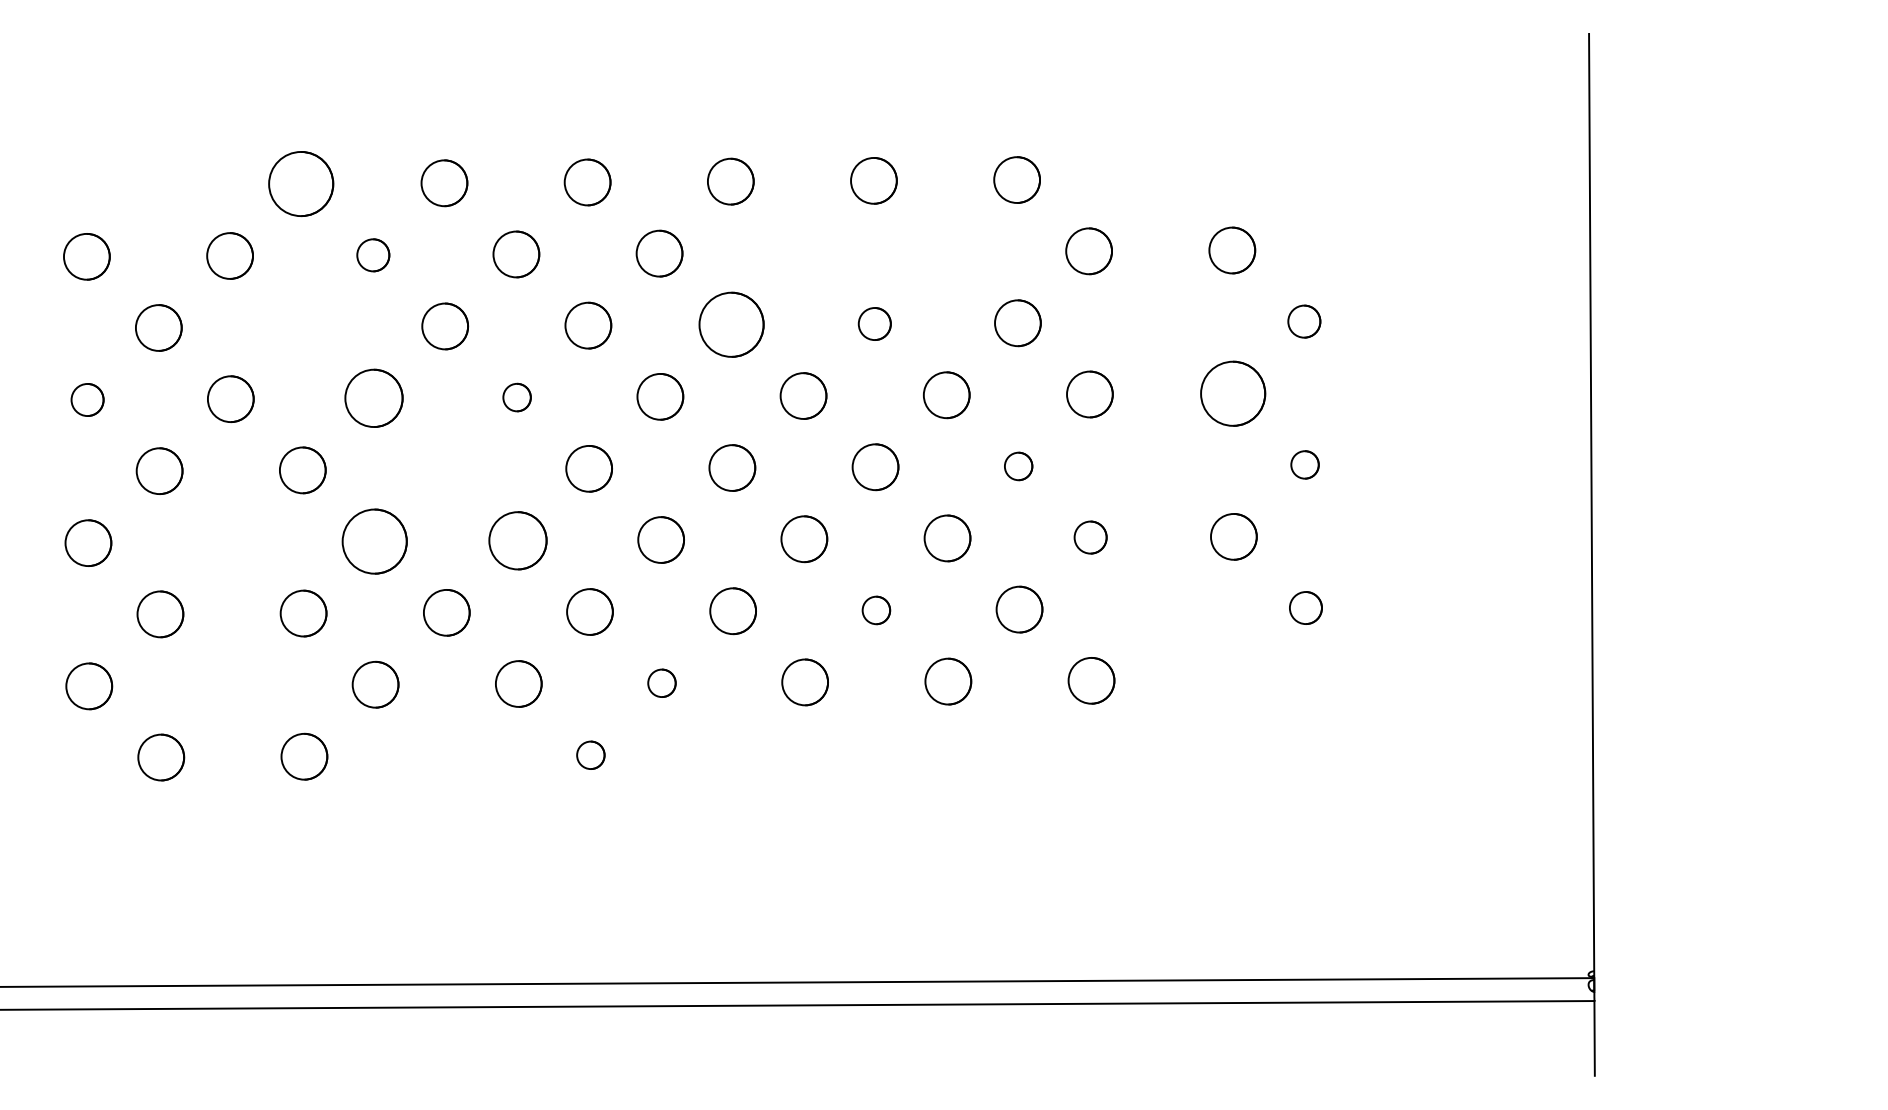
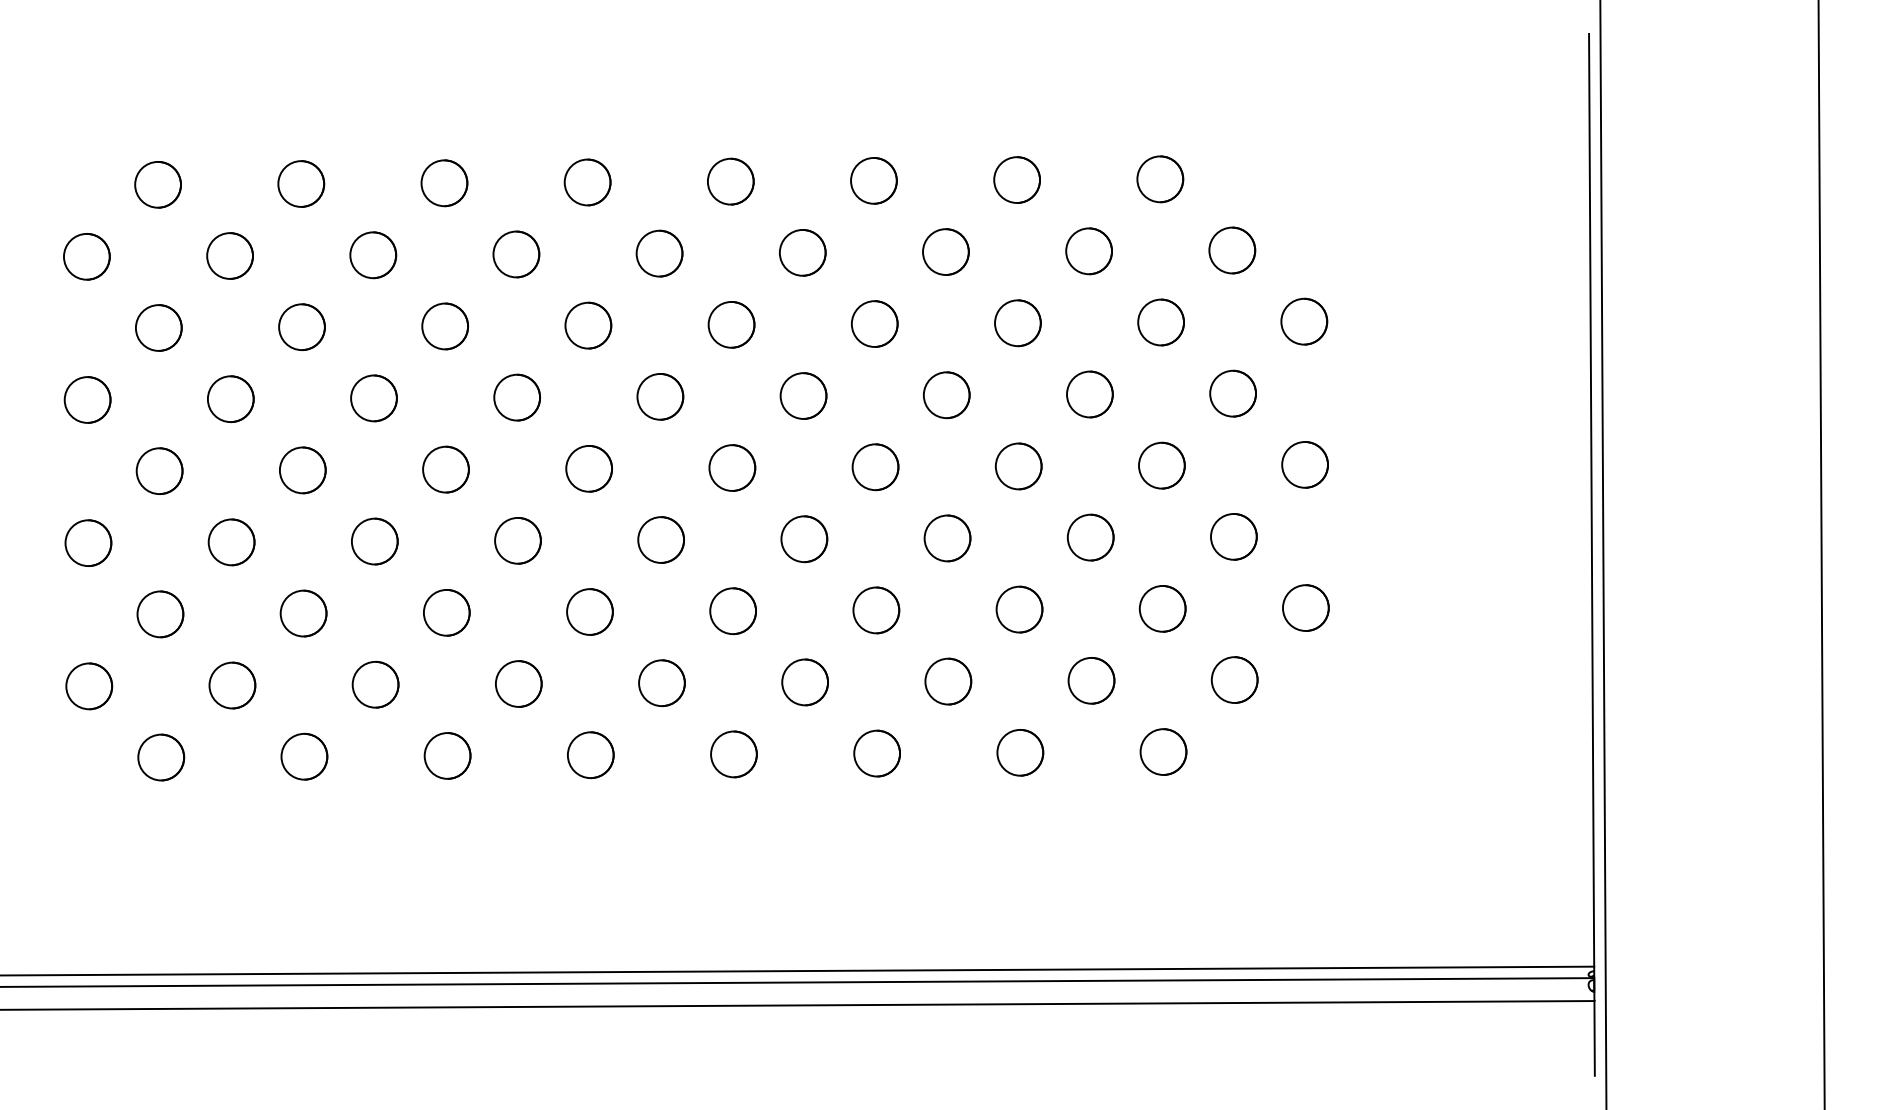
part: none -> present (1160, 179)
part size: 67x66 px -> 49x48 px (301, 183)
circle: none -> present (157, 184)
circle: none -> present (945, 251)
circle: none -> present (802, 252)
part size: 35x35 px -> 49x49 px (373, 255)
part size: 35x35 px -> 49x49 px (1304, 321)
part: none -> present (1160, 322)
circle size: 35x34 px -> 48x48 px (874, 323)
part size: 67x67 px -> 49x48 px (731, 324)
part: none -> present (301, 327)
part size: 67x67 px -> 48x49 px (1232, 393)
part size: 60x60 px -> 48x49 px (373, 398)
part size: 30x31 px -> 48x49 px (516, 397)
part size: 35x34 px -> 49x48 px (87, 399)
circle size: 30x30 px -> 48x48 px (1304, 464)
part: none -> present (1161, 465)
part size: 30x31 px -> 49x49 px (1018, 466)
part: none -> present (445, 469)
part size: 35x35 px -> 49x49 px (1090, 537)
circle size: 60x60 px -> 48x48 px (517, 540)
part size: 67x67 px -> 48x49 px (374, 541)
part: none -> present (231, 542)
line: none -> present (1603, 554)
line: none -> present (1821, 554)
circle size: 34x34 px -> 48x48 px (1305, 607)
part: none -> present (1162, 608)
part size: 31x31 px -> 49x49 px (876, 610)
part: none -> present (1234, 679)
part size: 30x30 px -> 48x49 px (661, 683)
part: none -> present (232, 685)
part: none -> present (1163, 751)
part: none -> present (1020, 752)
part: none -> present (876, 753)
part size: 30x30 px -> 48x49 px (590, 755)
part: none -> present (733, 754)
part: none -> present (447, 755)
line: none -> present (798, 970)
